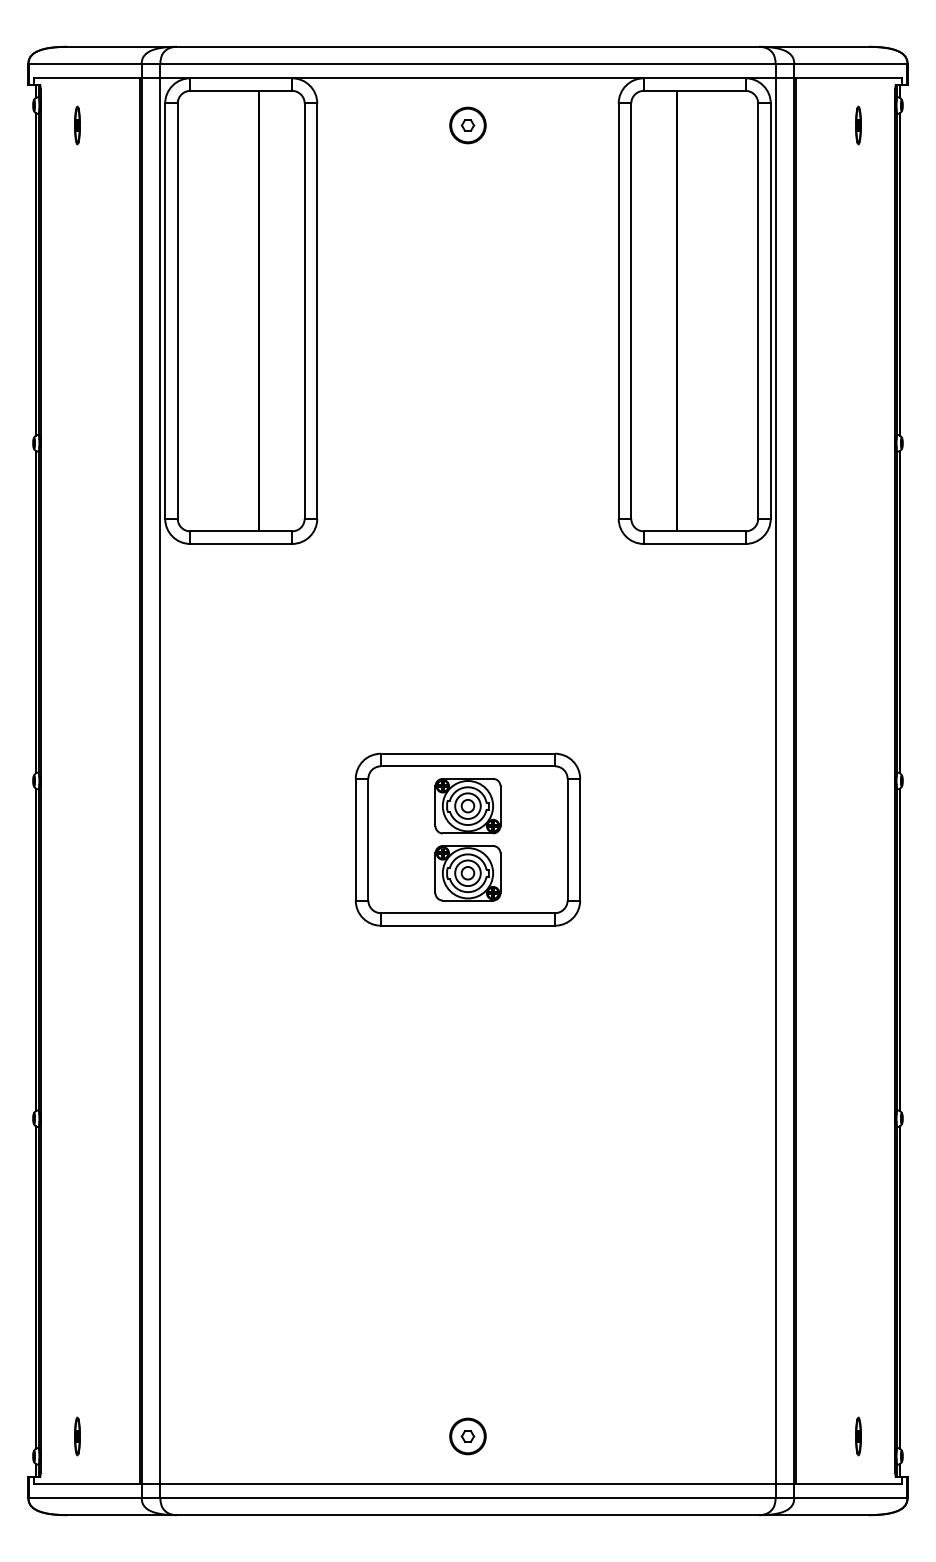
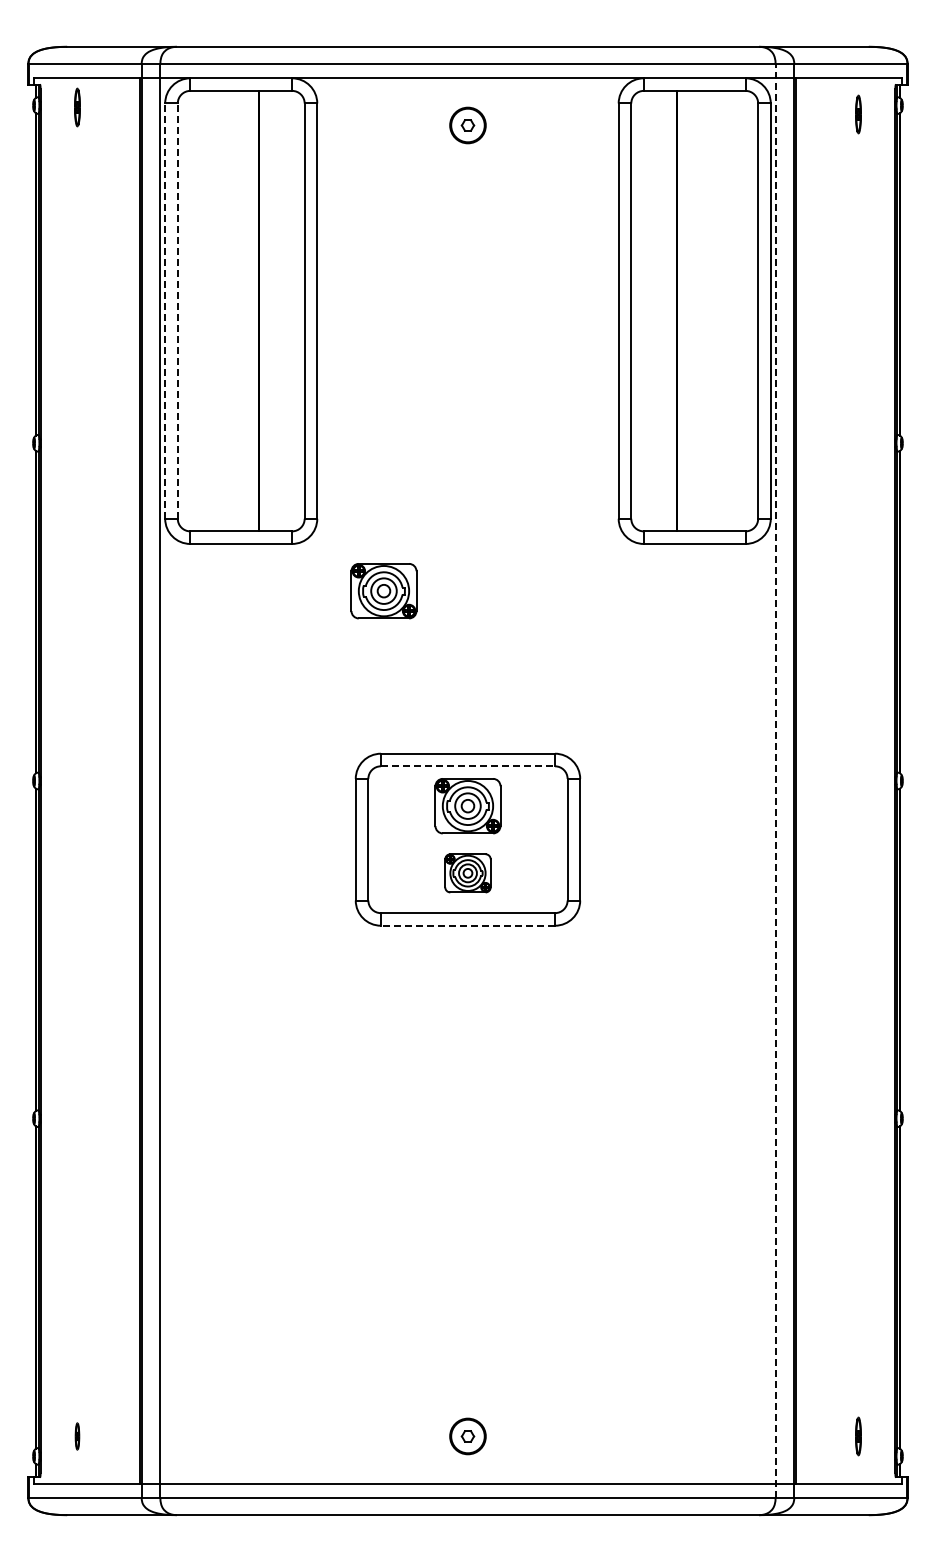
part position: (77, 125) -> (77, 107) (77, 107)
part position: (858, 125) -> (858, 114) (858, 114)
line: solid -> dashed (165, 311)
line: solid -> dashed (177, 311)
part: none -> present (383, 591)
line: solid -> dashed (468, 766)
line: solid -> dashed (775, 780)
part size: 68x57 px -> 48x41 px (467, 873)
line: solid -> dashed (467, 925)
part size: 7x41 px -> 7x29 px (77, 1436)
